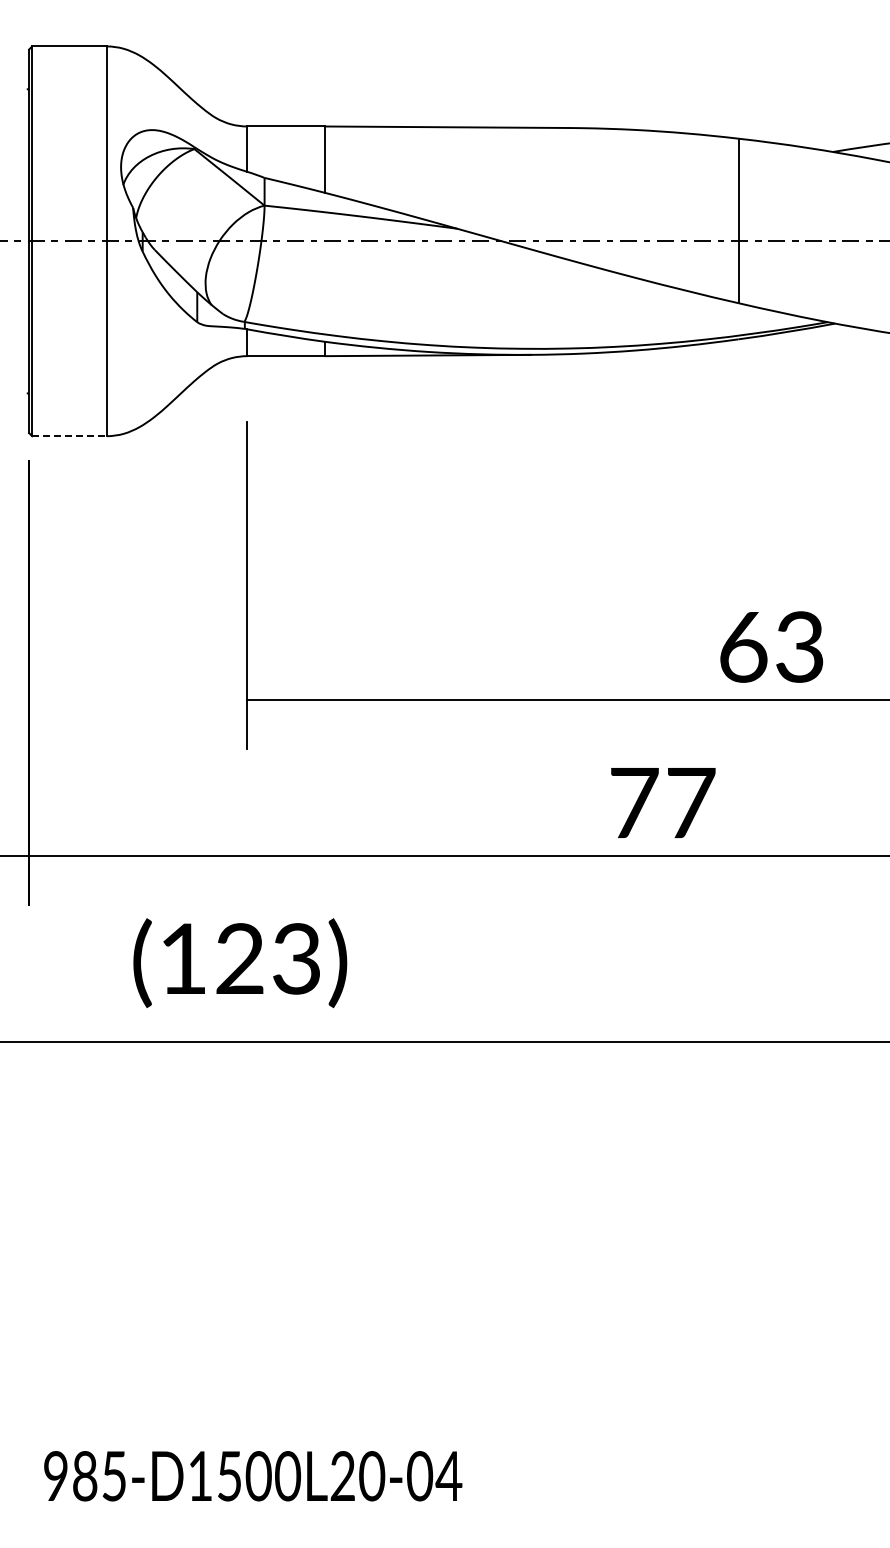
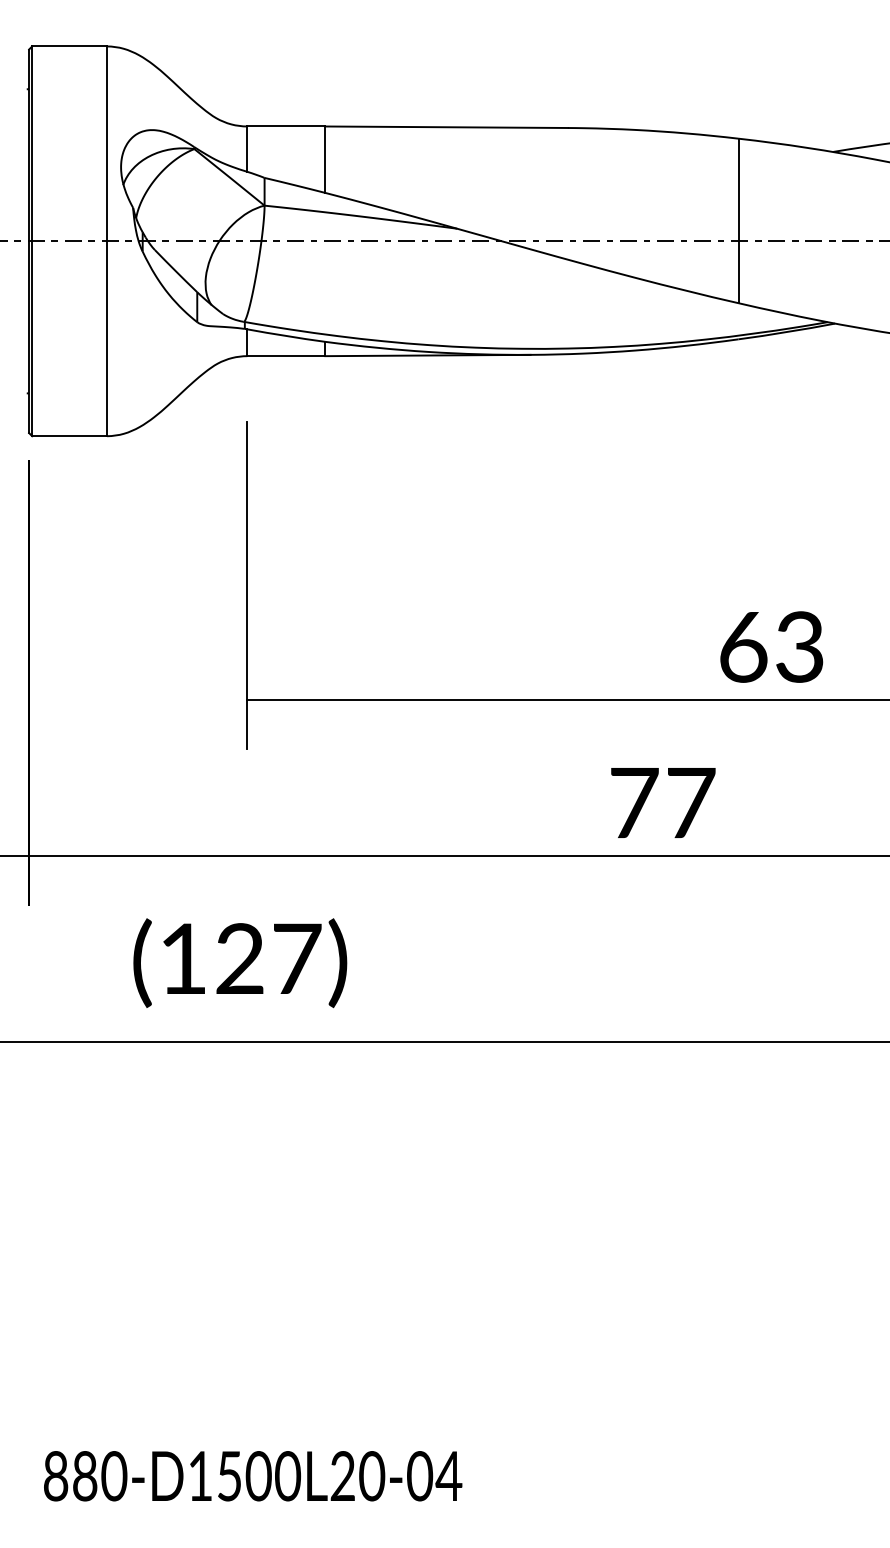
line: dashed -> solid (70, 436)
text: (123) -> (127) (297, 958)
text: 985-D1500L20-04 -> 880-D1500L20-04 (85, 1476)
